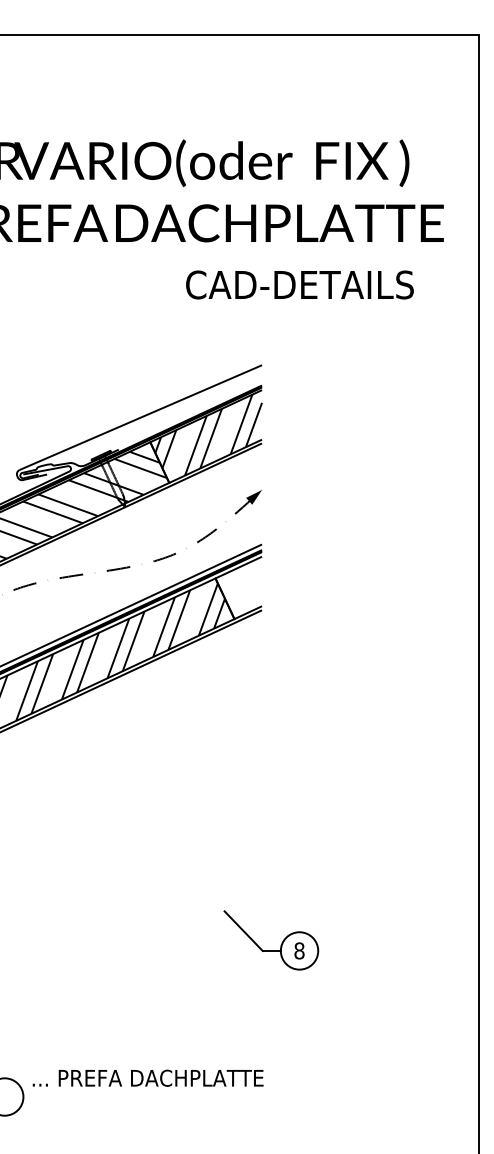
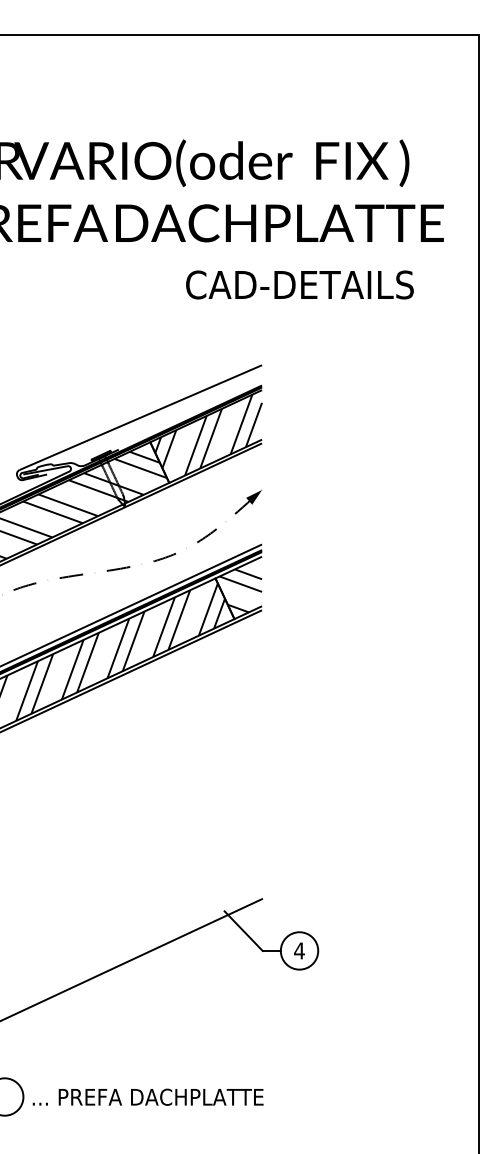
hatch: none -> present (240, 590)
text: 8 -> 4 (299, 950)
line: none -> present (132, 959)
text position: (147, 1077) -> (147, 1096) (147, 1096)
